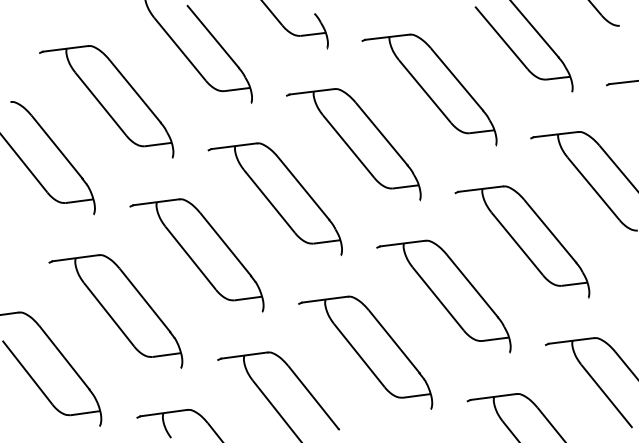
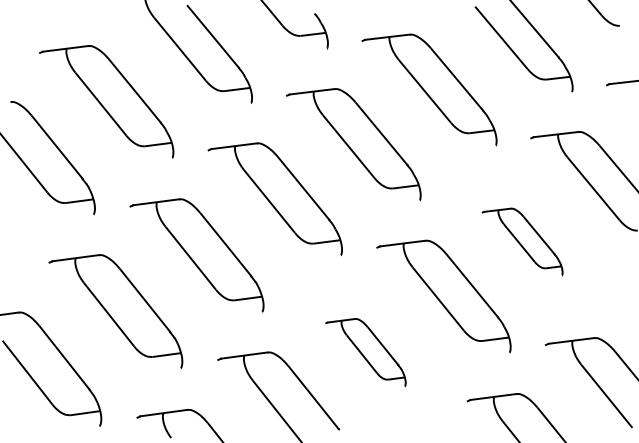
part size: 137x114 px -> 83x70 px (522, 241)
part size: 136x115 px -> 82x70 px (365, 352)
